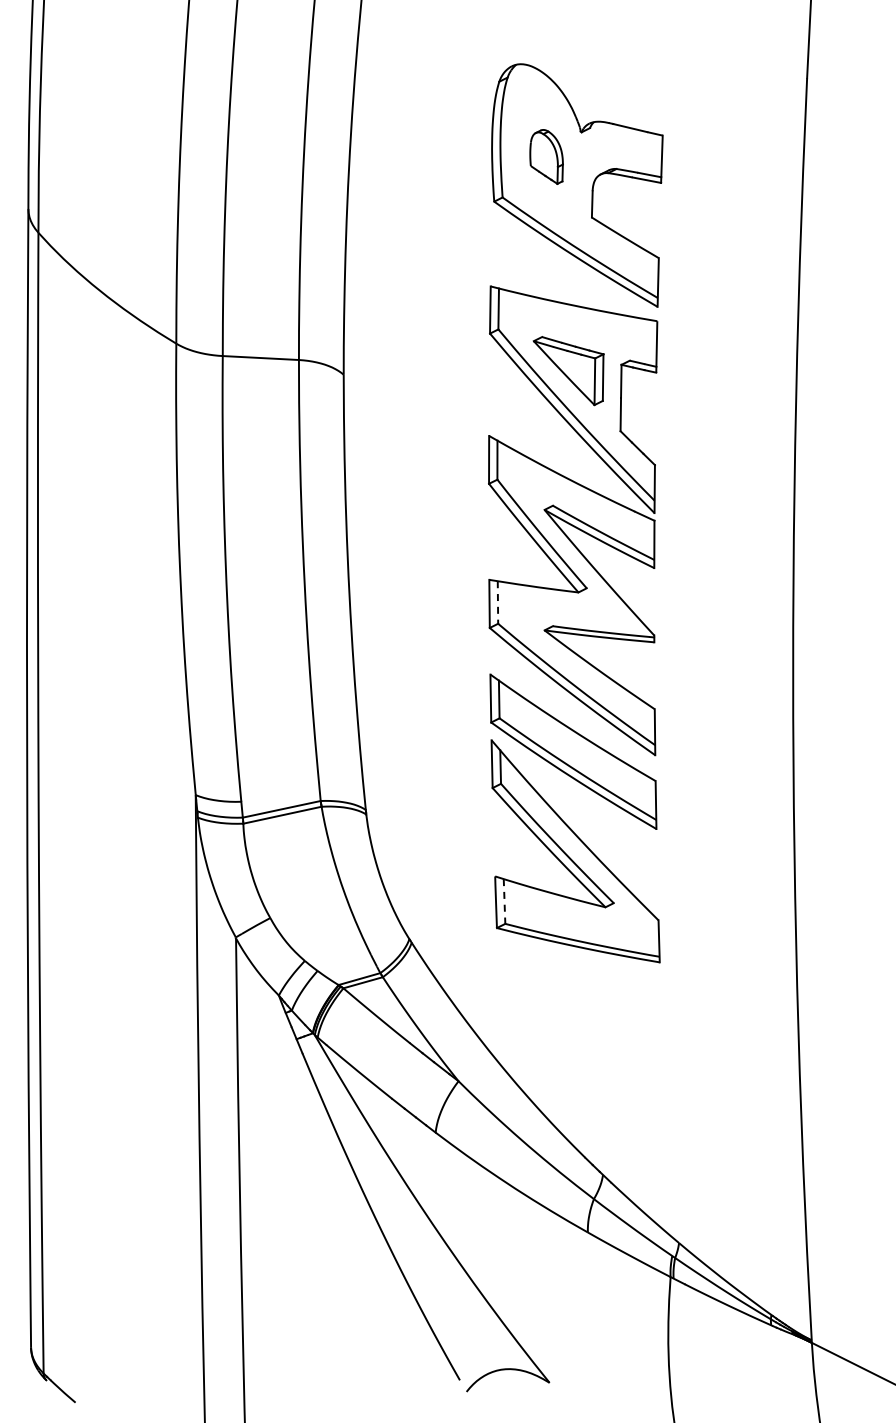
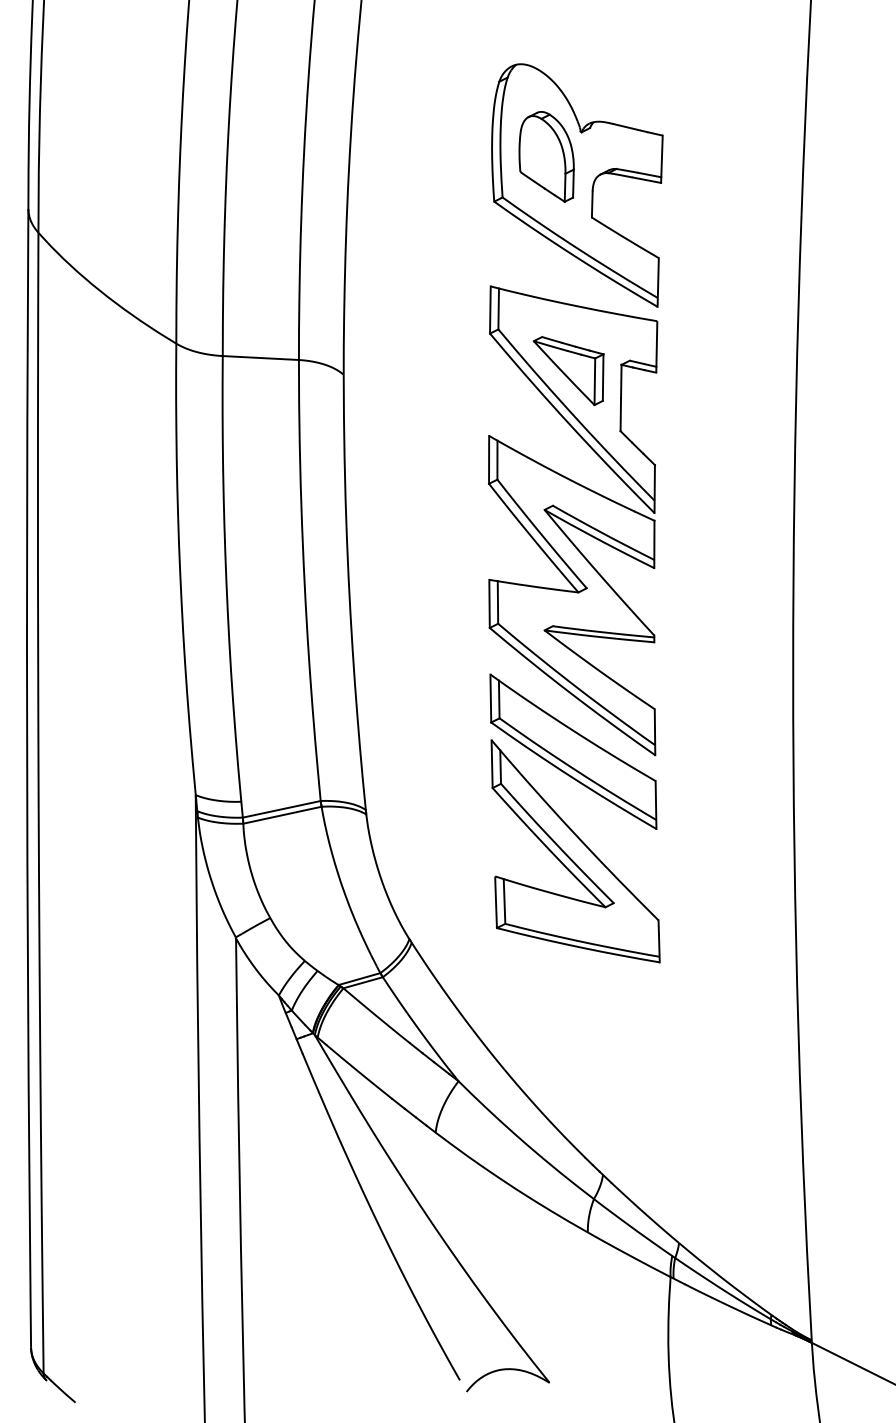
part size: 35x56 px -> 57x92 px (546, 156)
line: dashed -> solid (497, 602)
line: dashed -> solid (504, 901)
